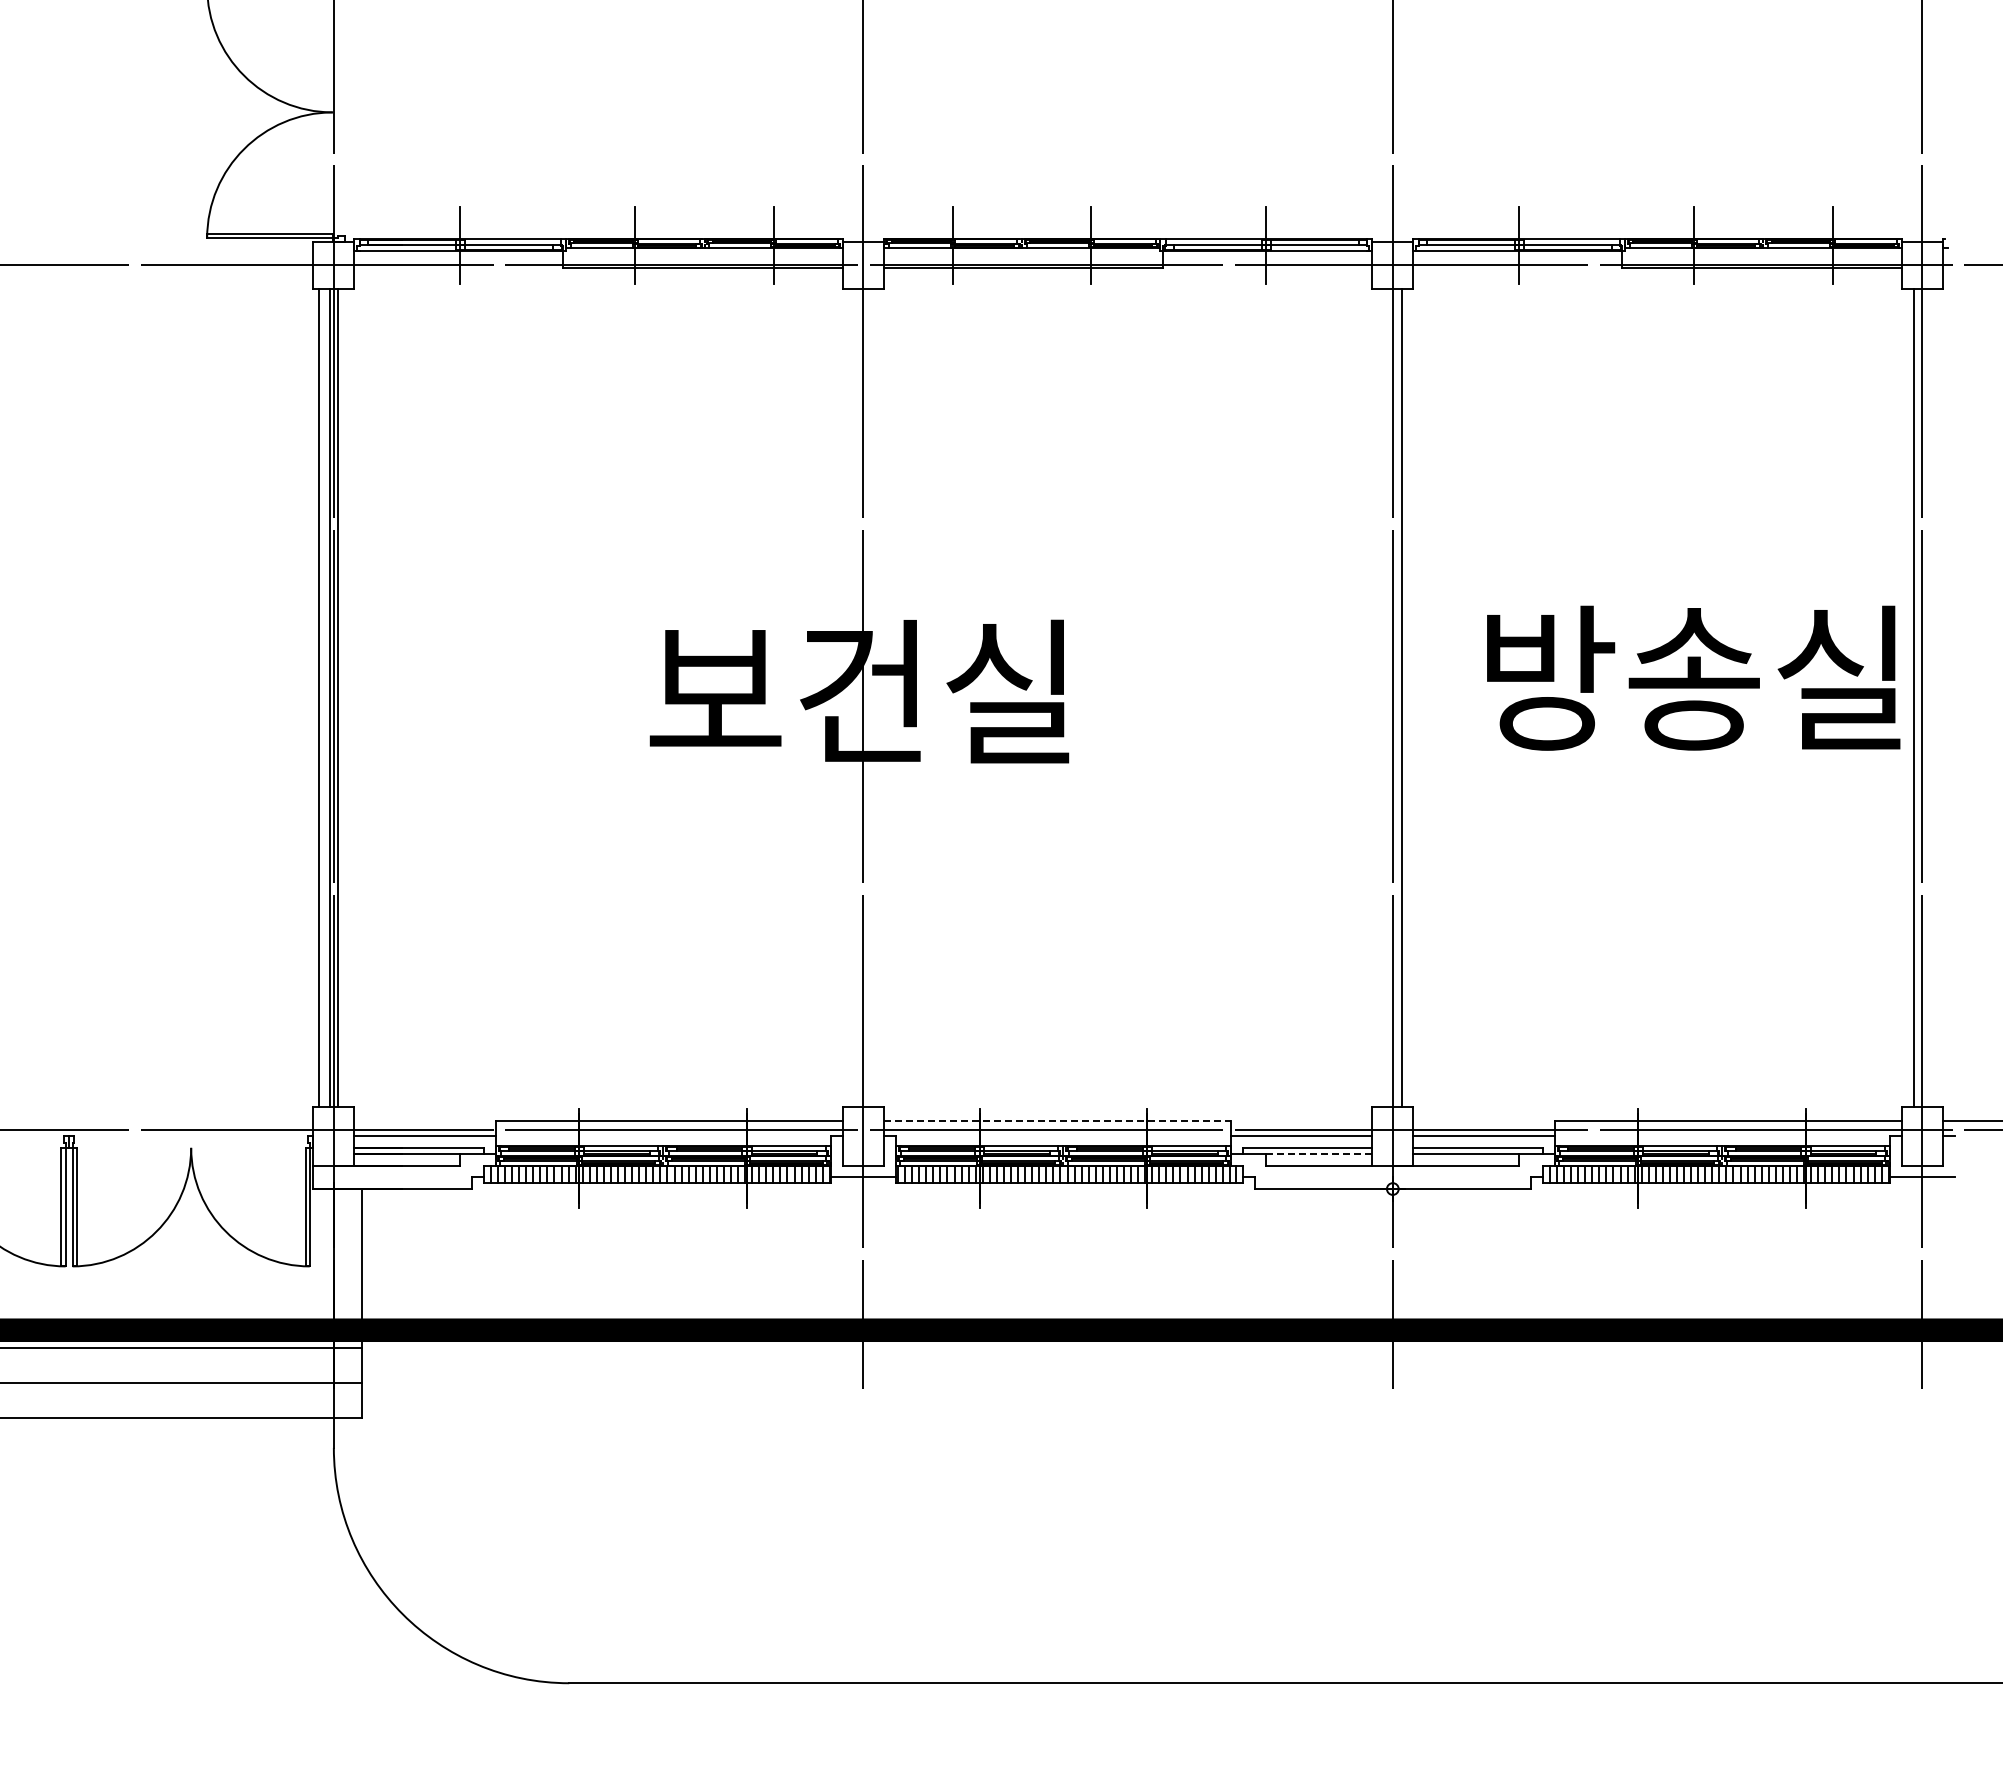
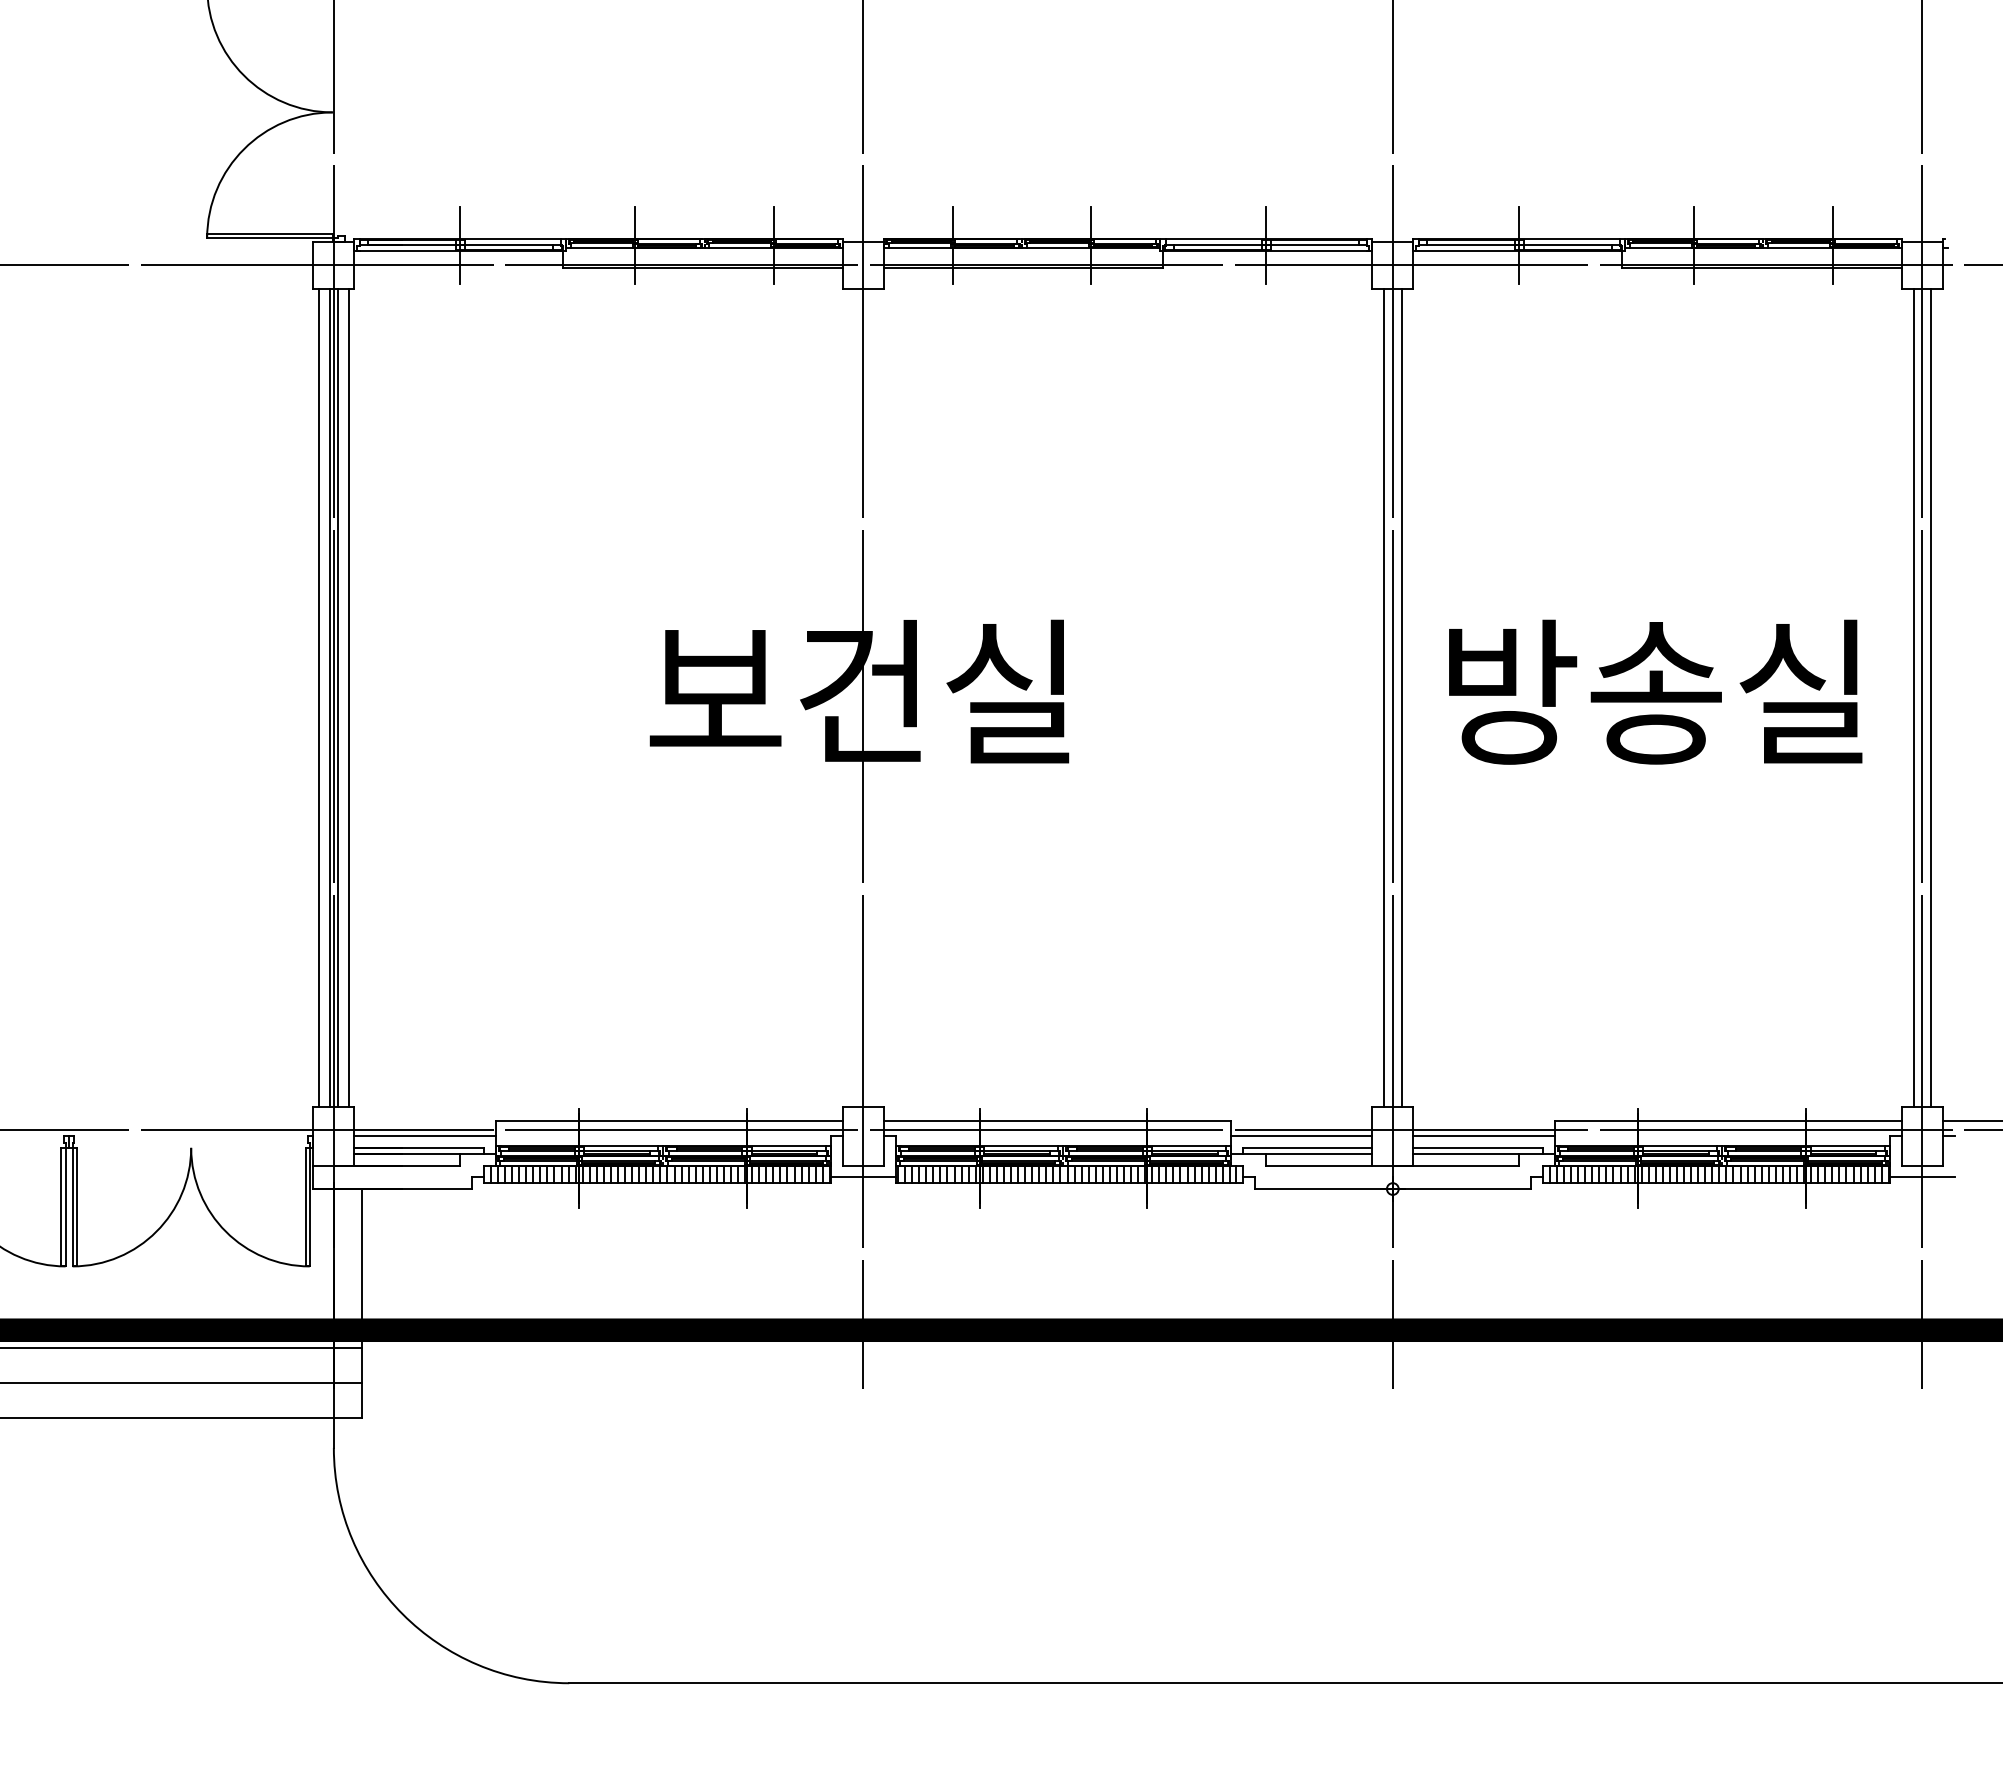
text position: (1693, 677) -> (1655, 691) (1655, 691)
line: none -> present (348, 697)
line: none -> present (1384, 697)
line: none -> present (1931, 697)
line: dashed -> solid (1057, 1121)
line: dashed -> solid (1319, 1153)
